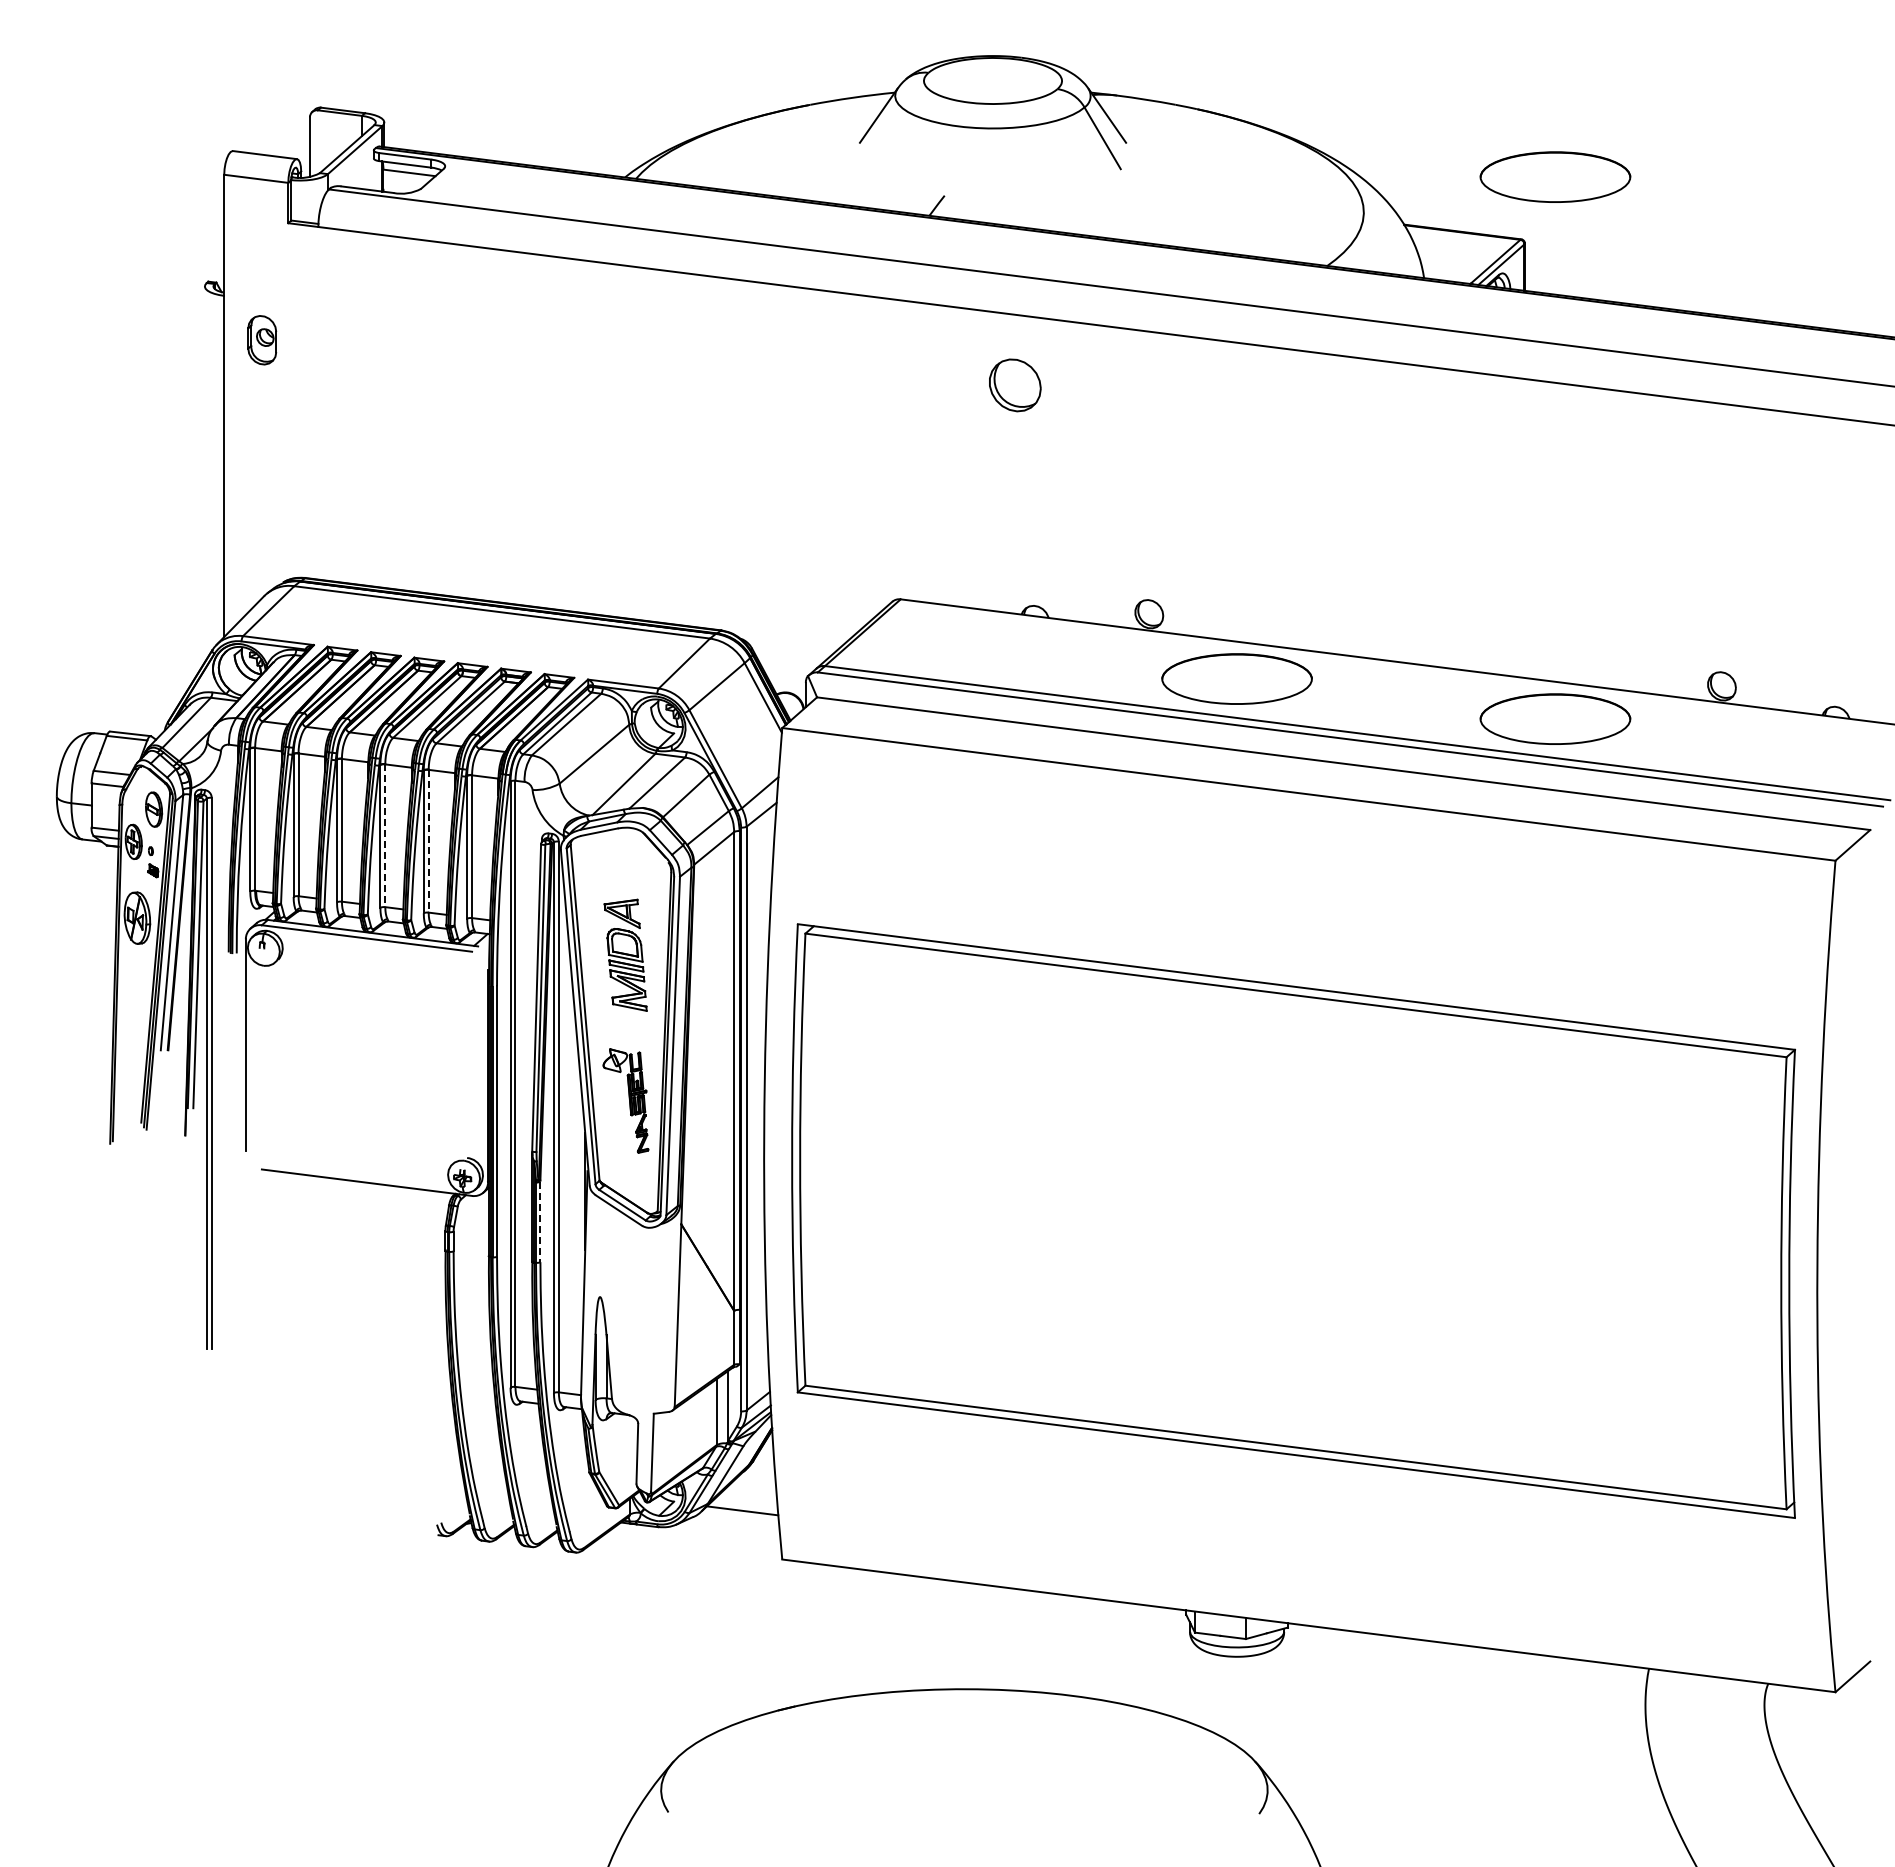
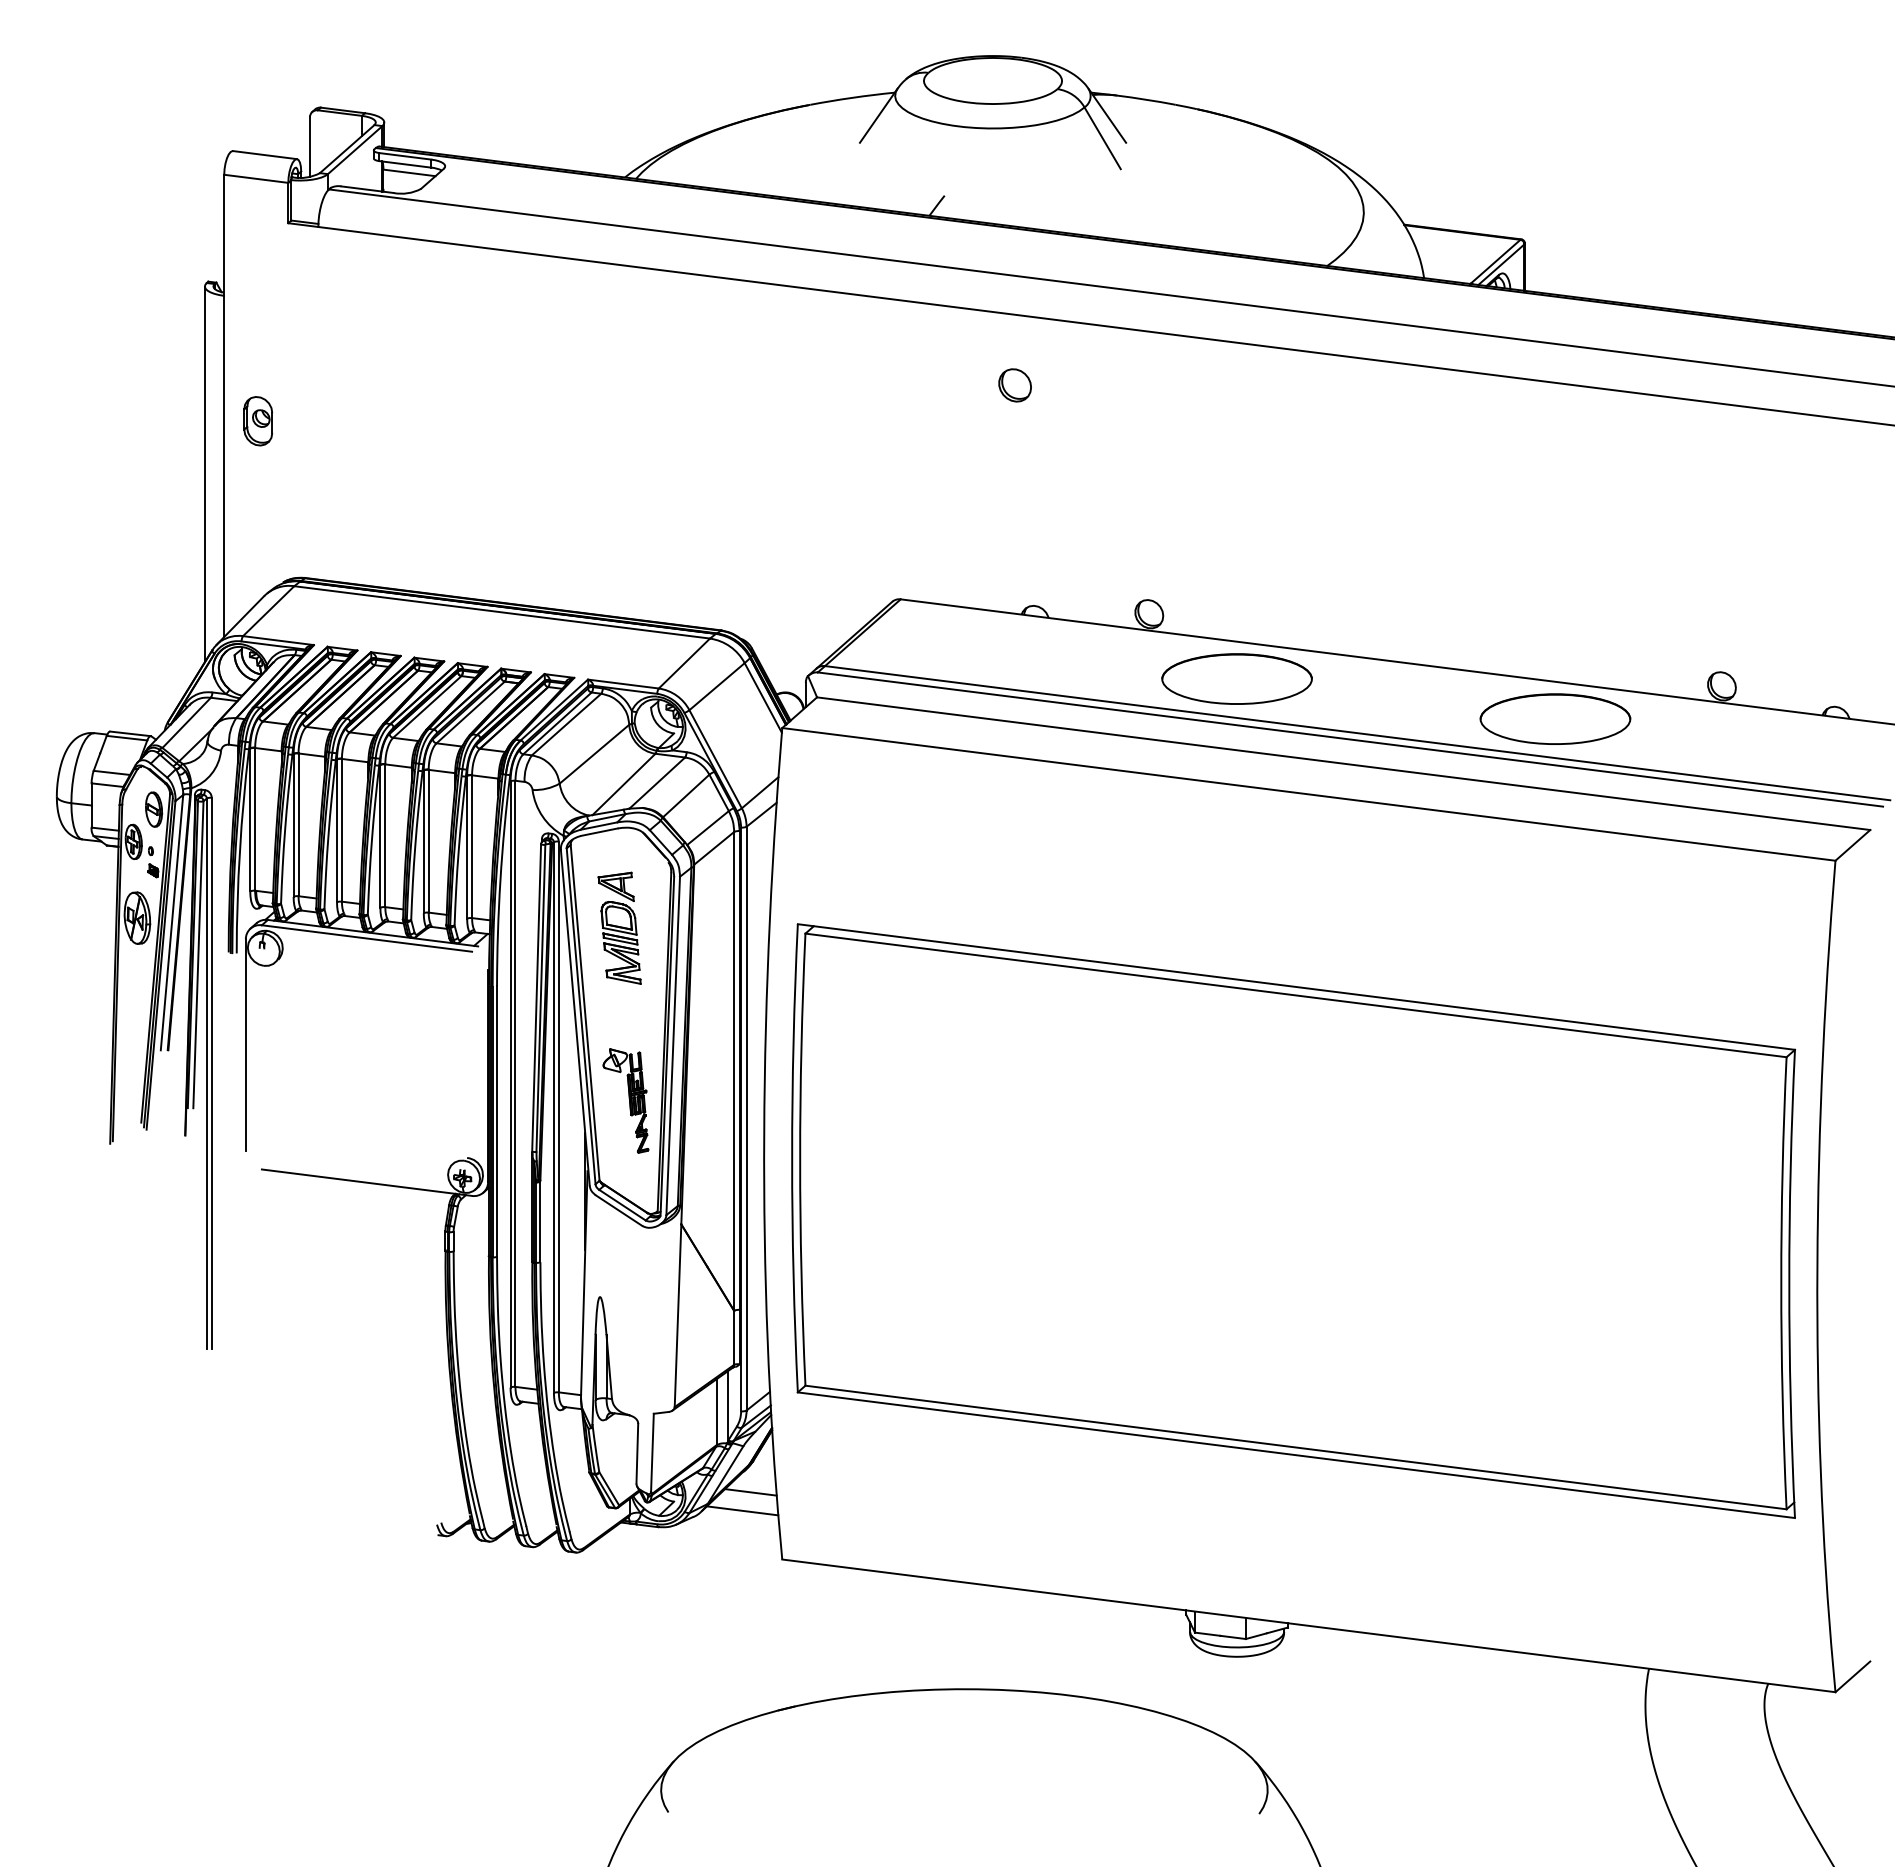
part: present -> none (1555, 176)
part position: (262, 340) -> (258, 421) (258, 421)
part size: 53x55 px -> 34x35 px (1014, 385)
line: none -> present (204, 474)
line: dashed -> solid (385, 836)
line: dashed -> solid (428, 841)
part position: (625, 954) -> (619, 927) (619, 927)
line: dashed -> solid (540, 1222)
line: none -> present (750, 1492)
